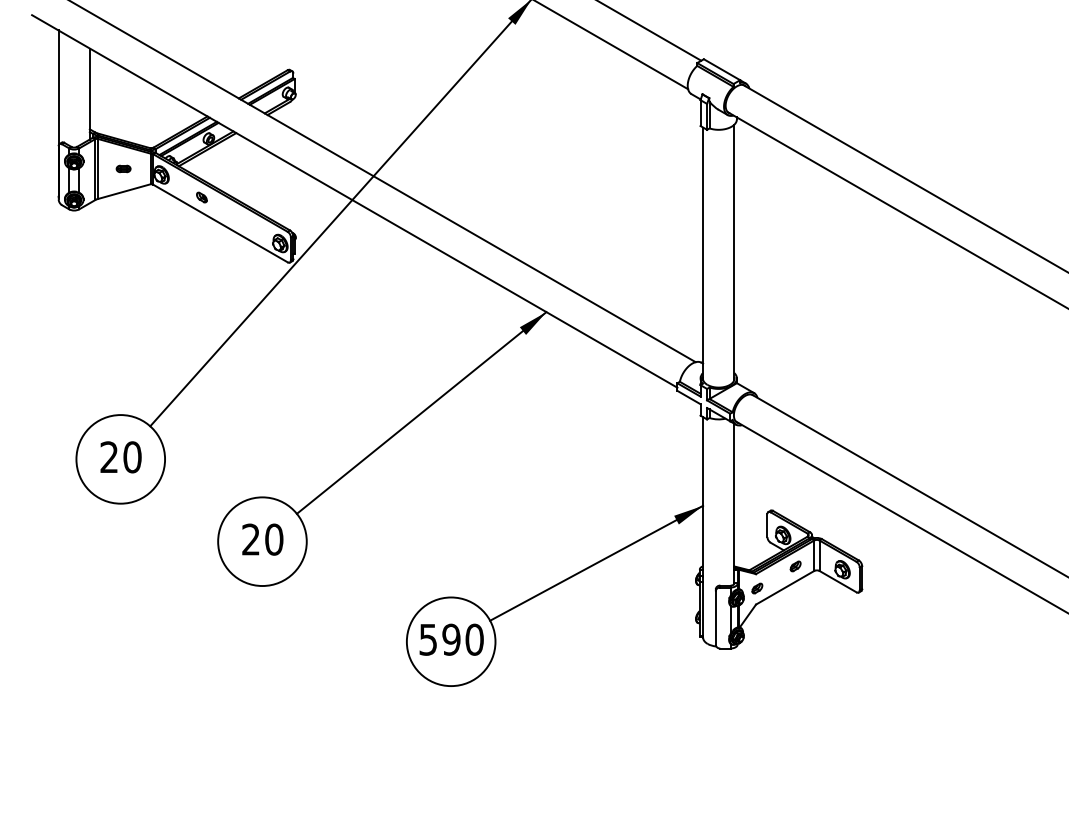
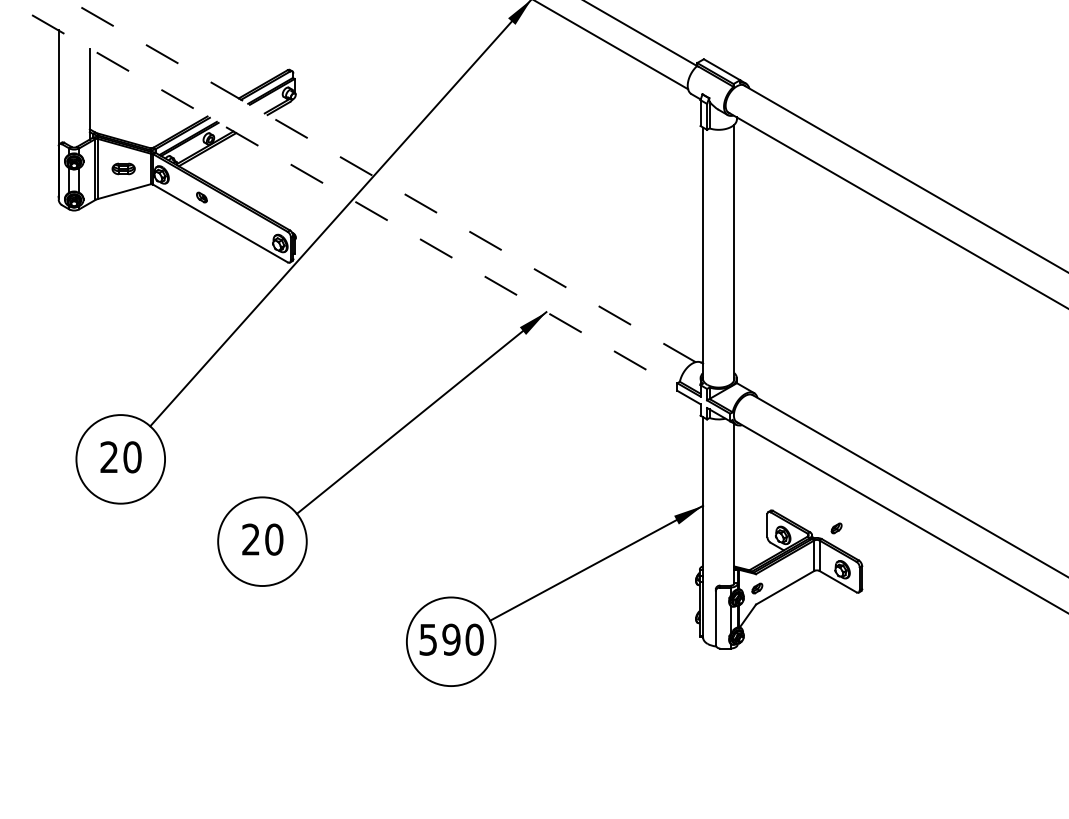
line position: (650, 31) -> (642, 34) (642, 34)
part size: 17x10 px -> 25x14 px (123, 168)
line: solid -> dashed (381, 180)
line: solid -> dashed (354, 201)
part position: (795, 566) -> (836, 528) (836, 528)
